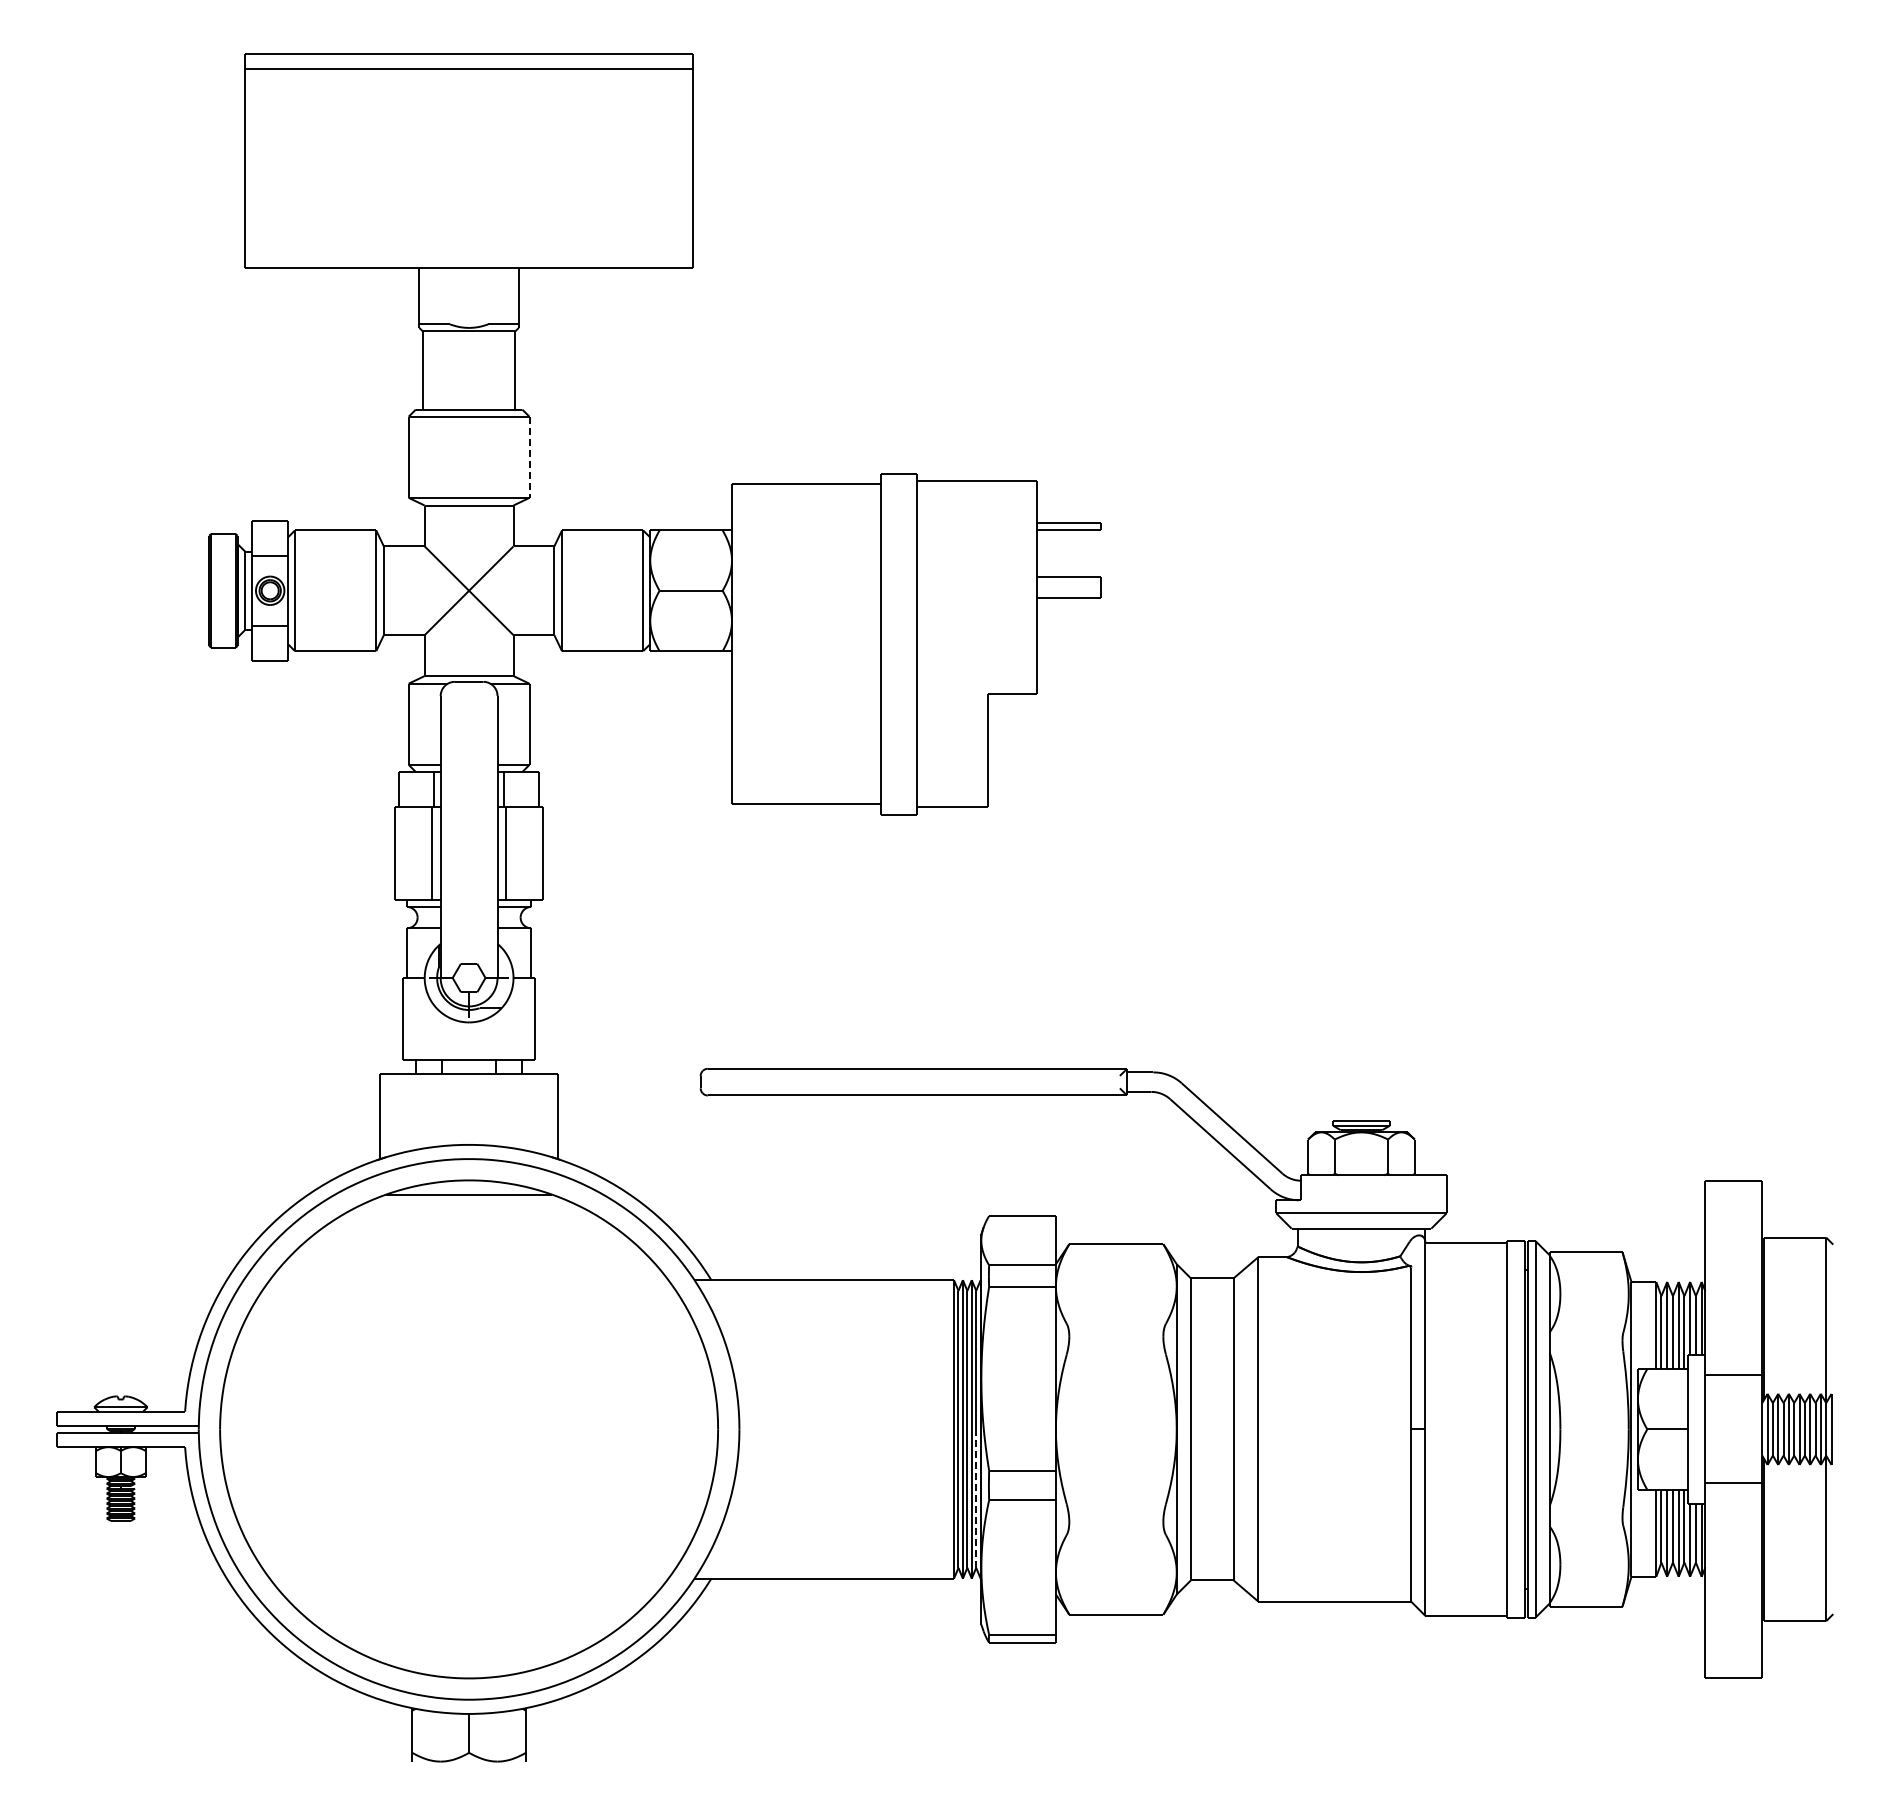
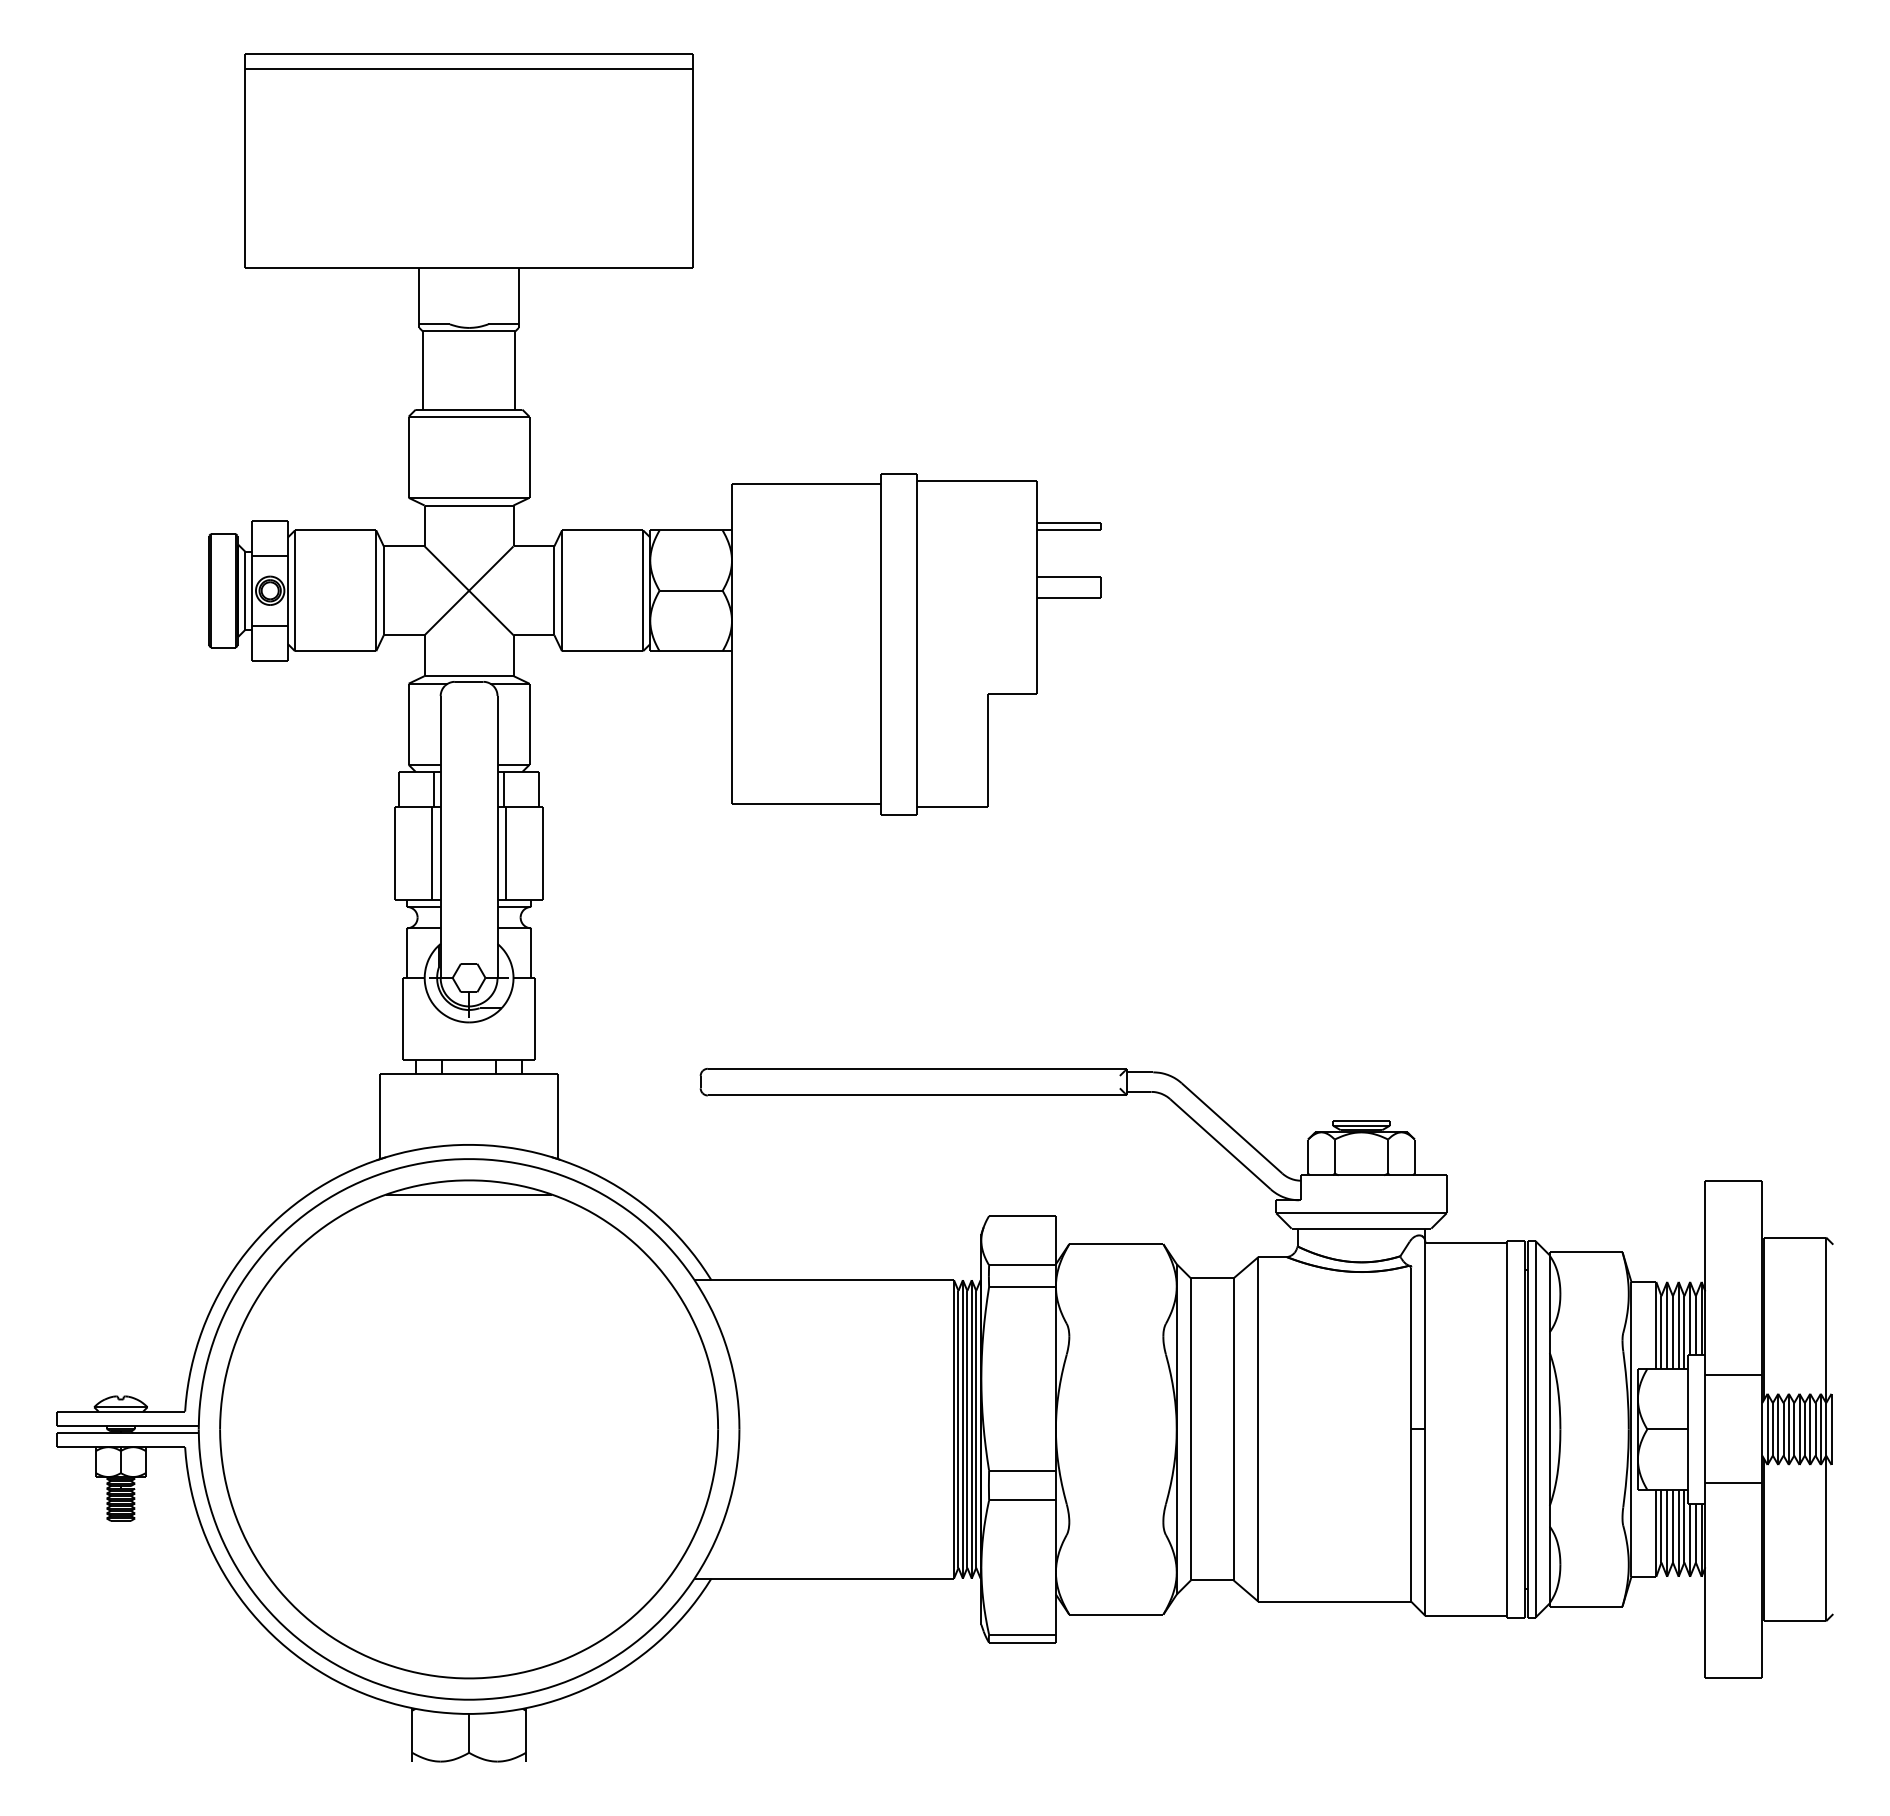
line: dashed -> solid (529, 457)
line: dashed -> solid (976, 1499)
